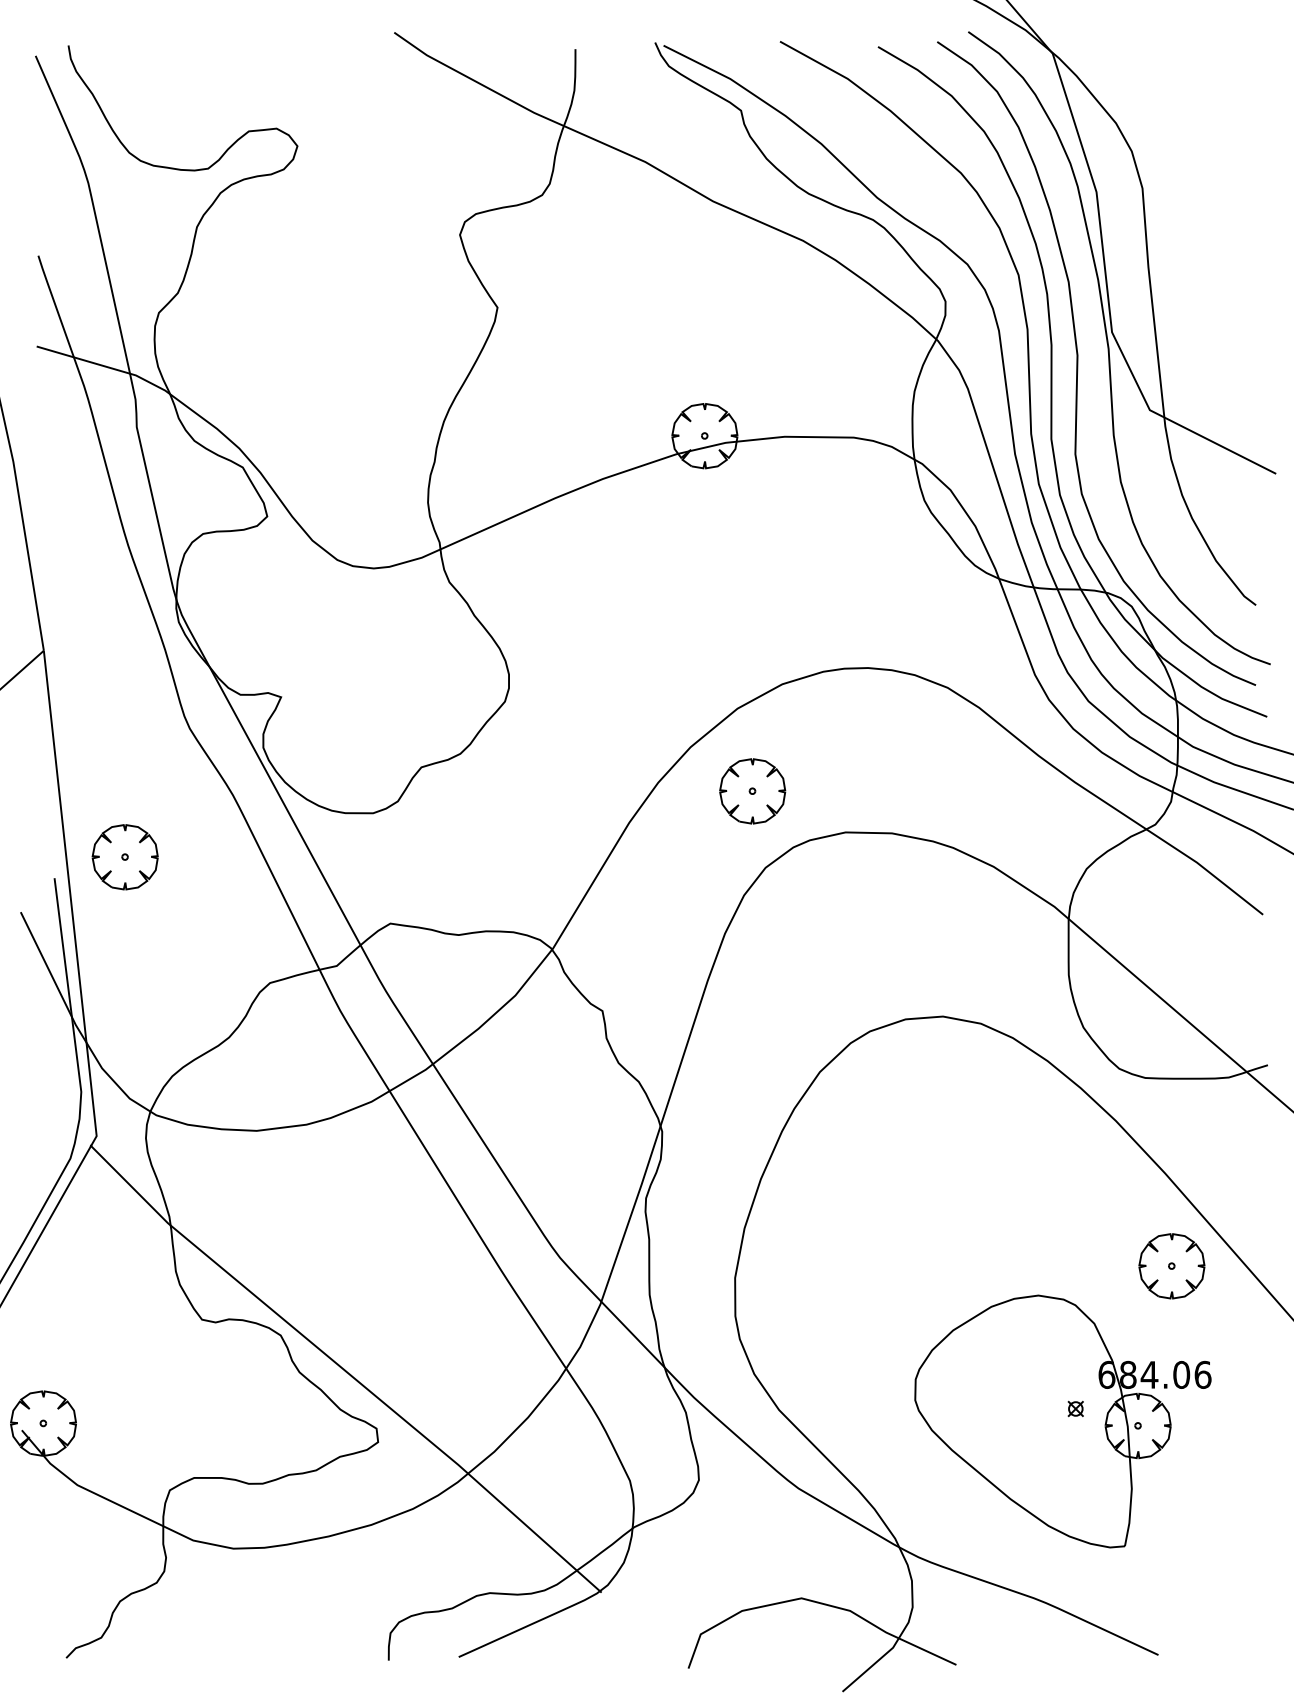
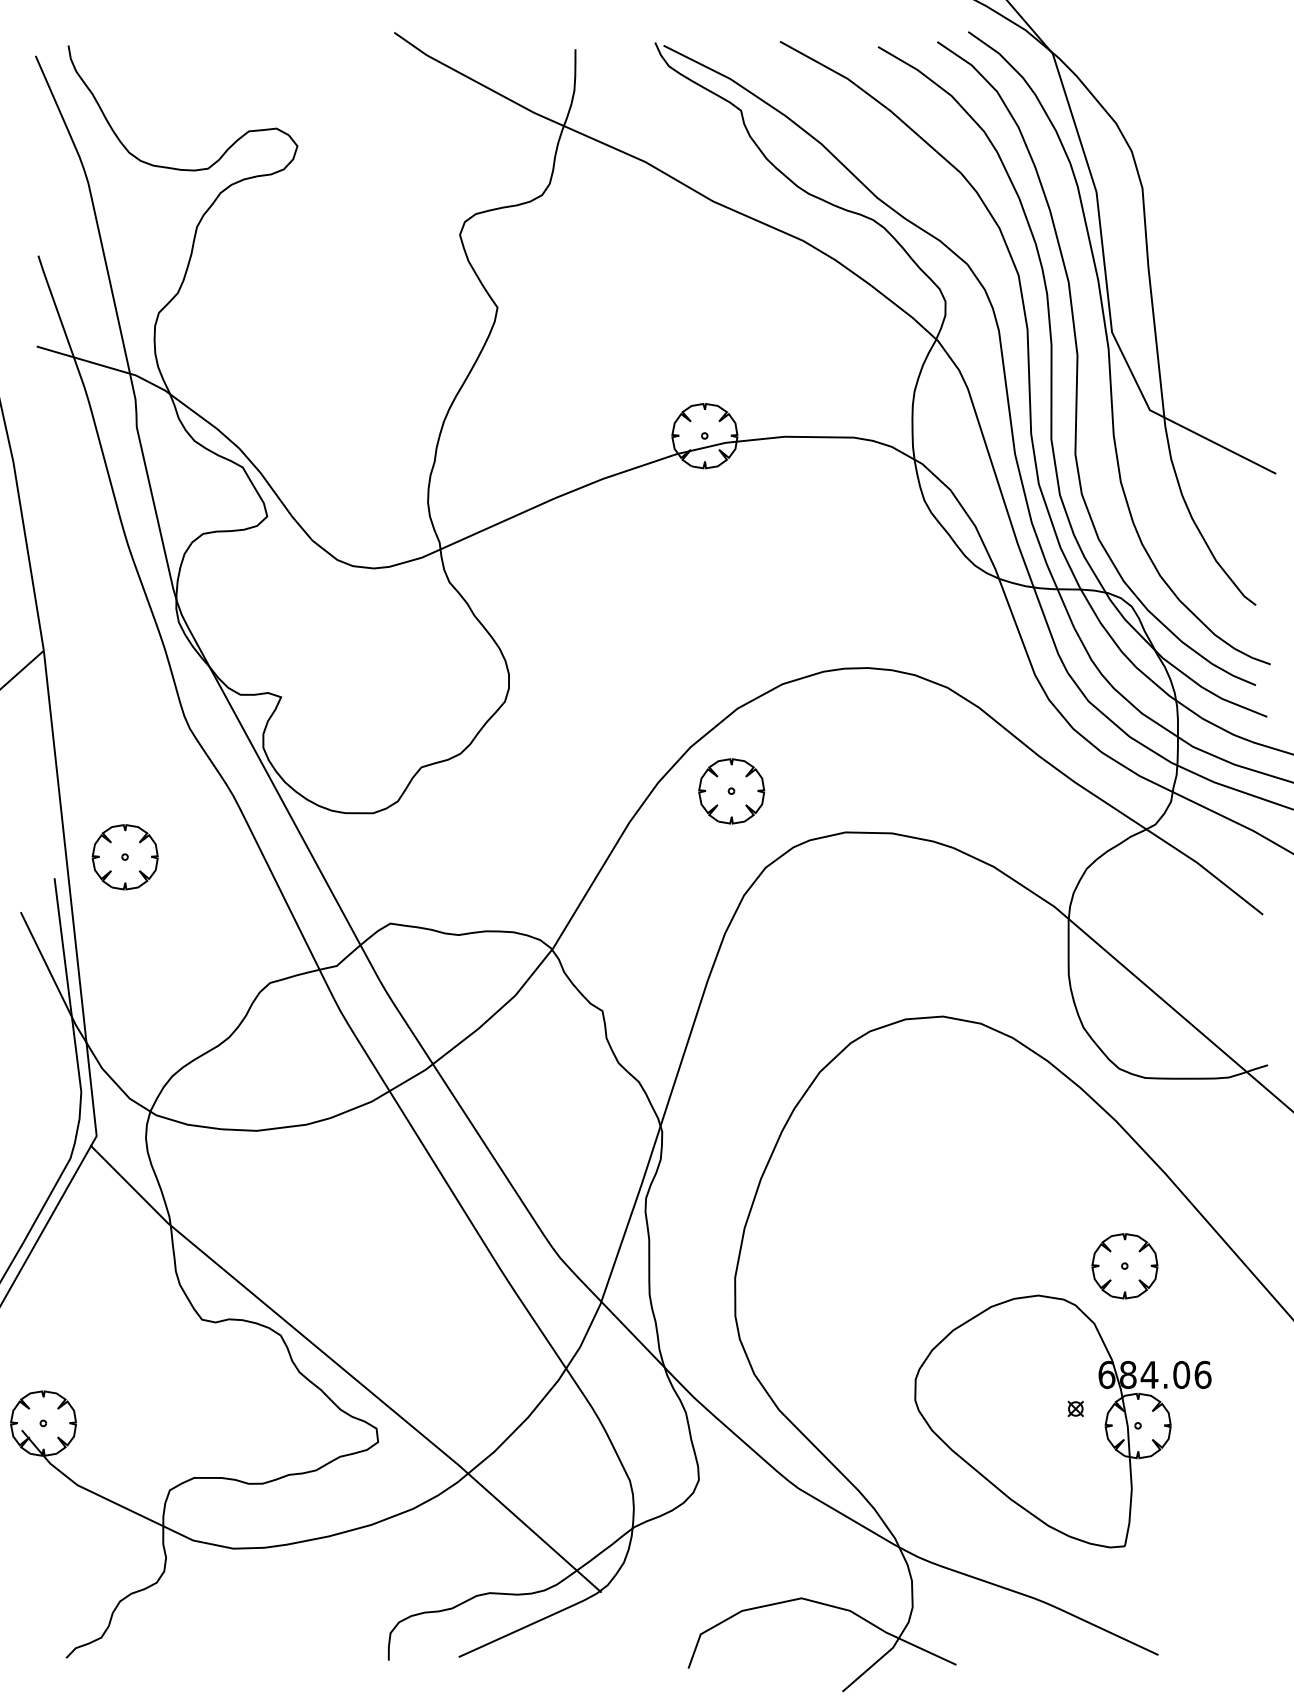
part position: (752, 791) -> (731, 791) (731, 791)
part position: (1171, 1266) -> (1124, 1266) (1124, 1266)
